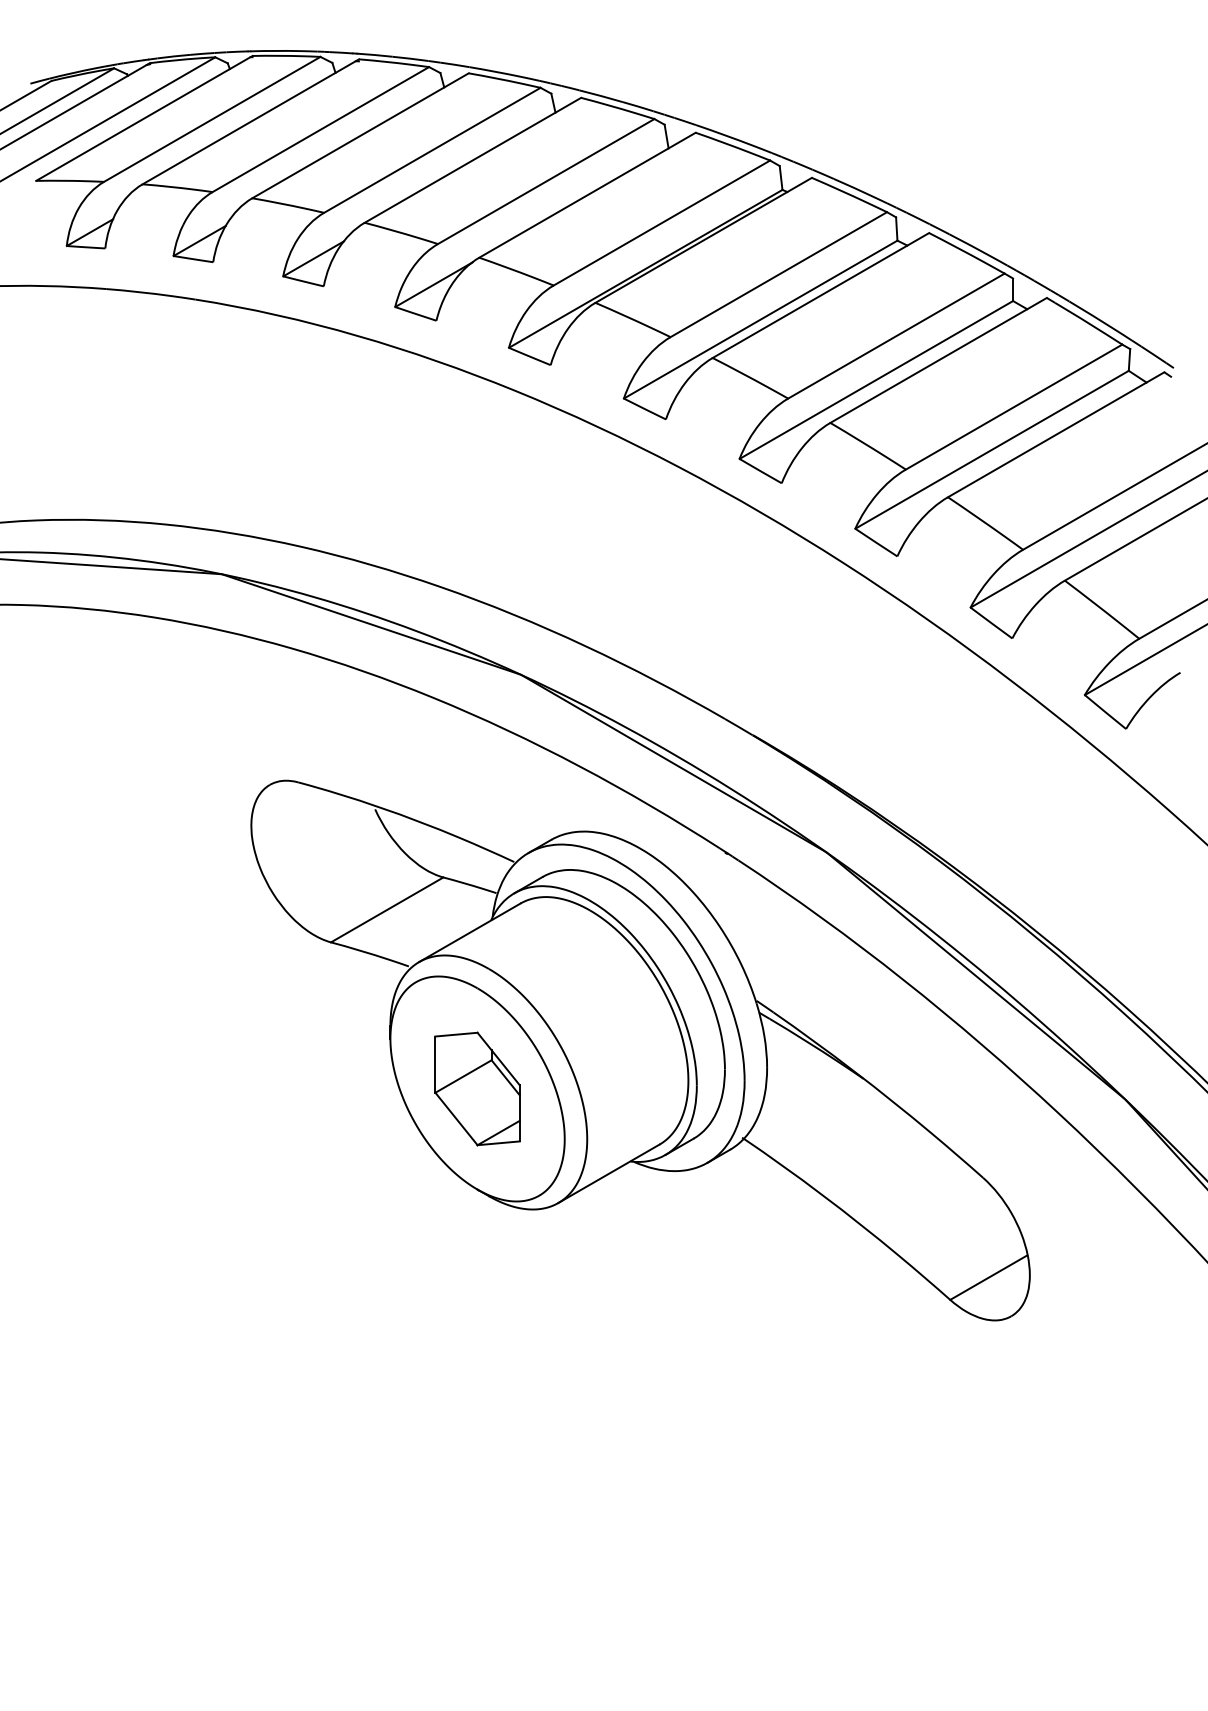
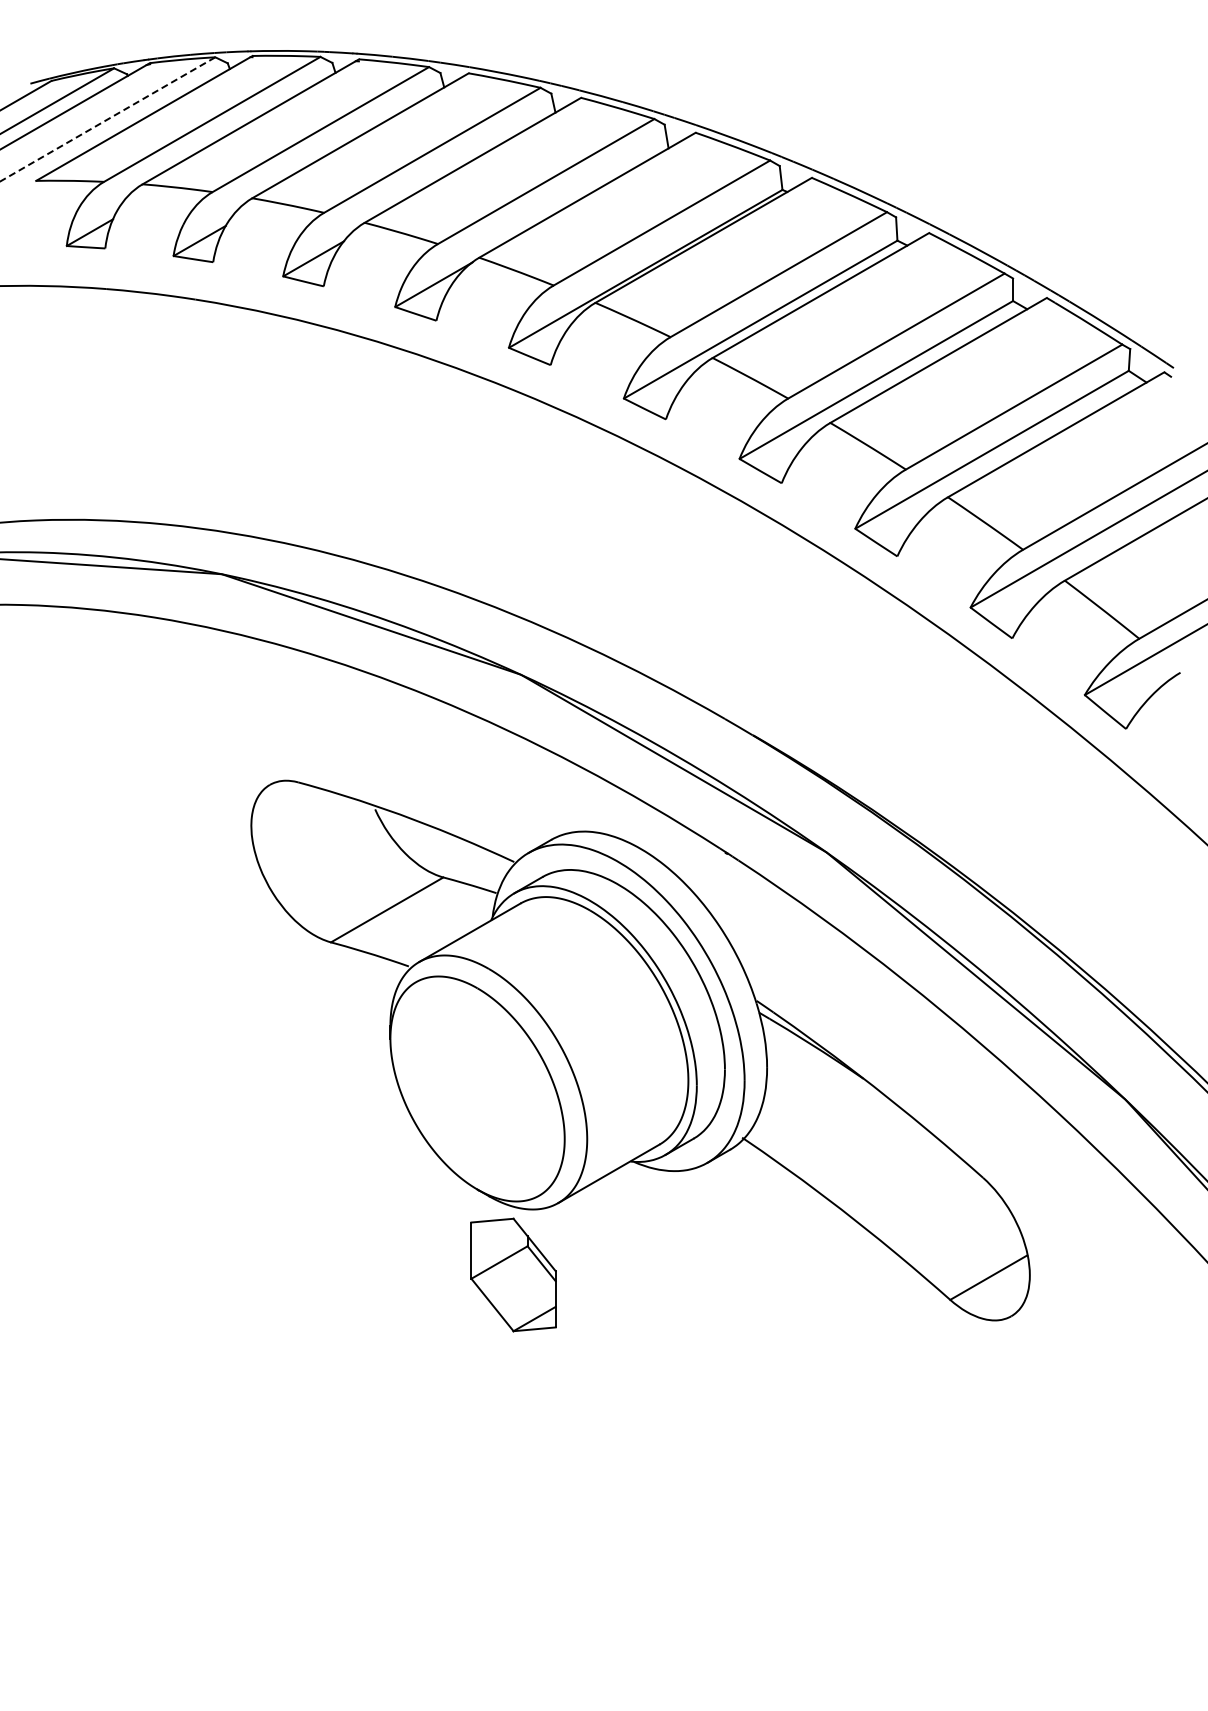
line: solid -> dashed (108, 119)
part position: (477, 1088) -> (513, 1274) (513, 1274)
